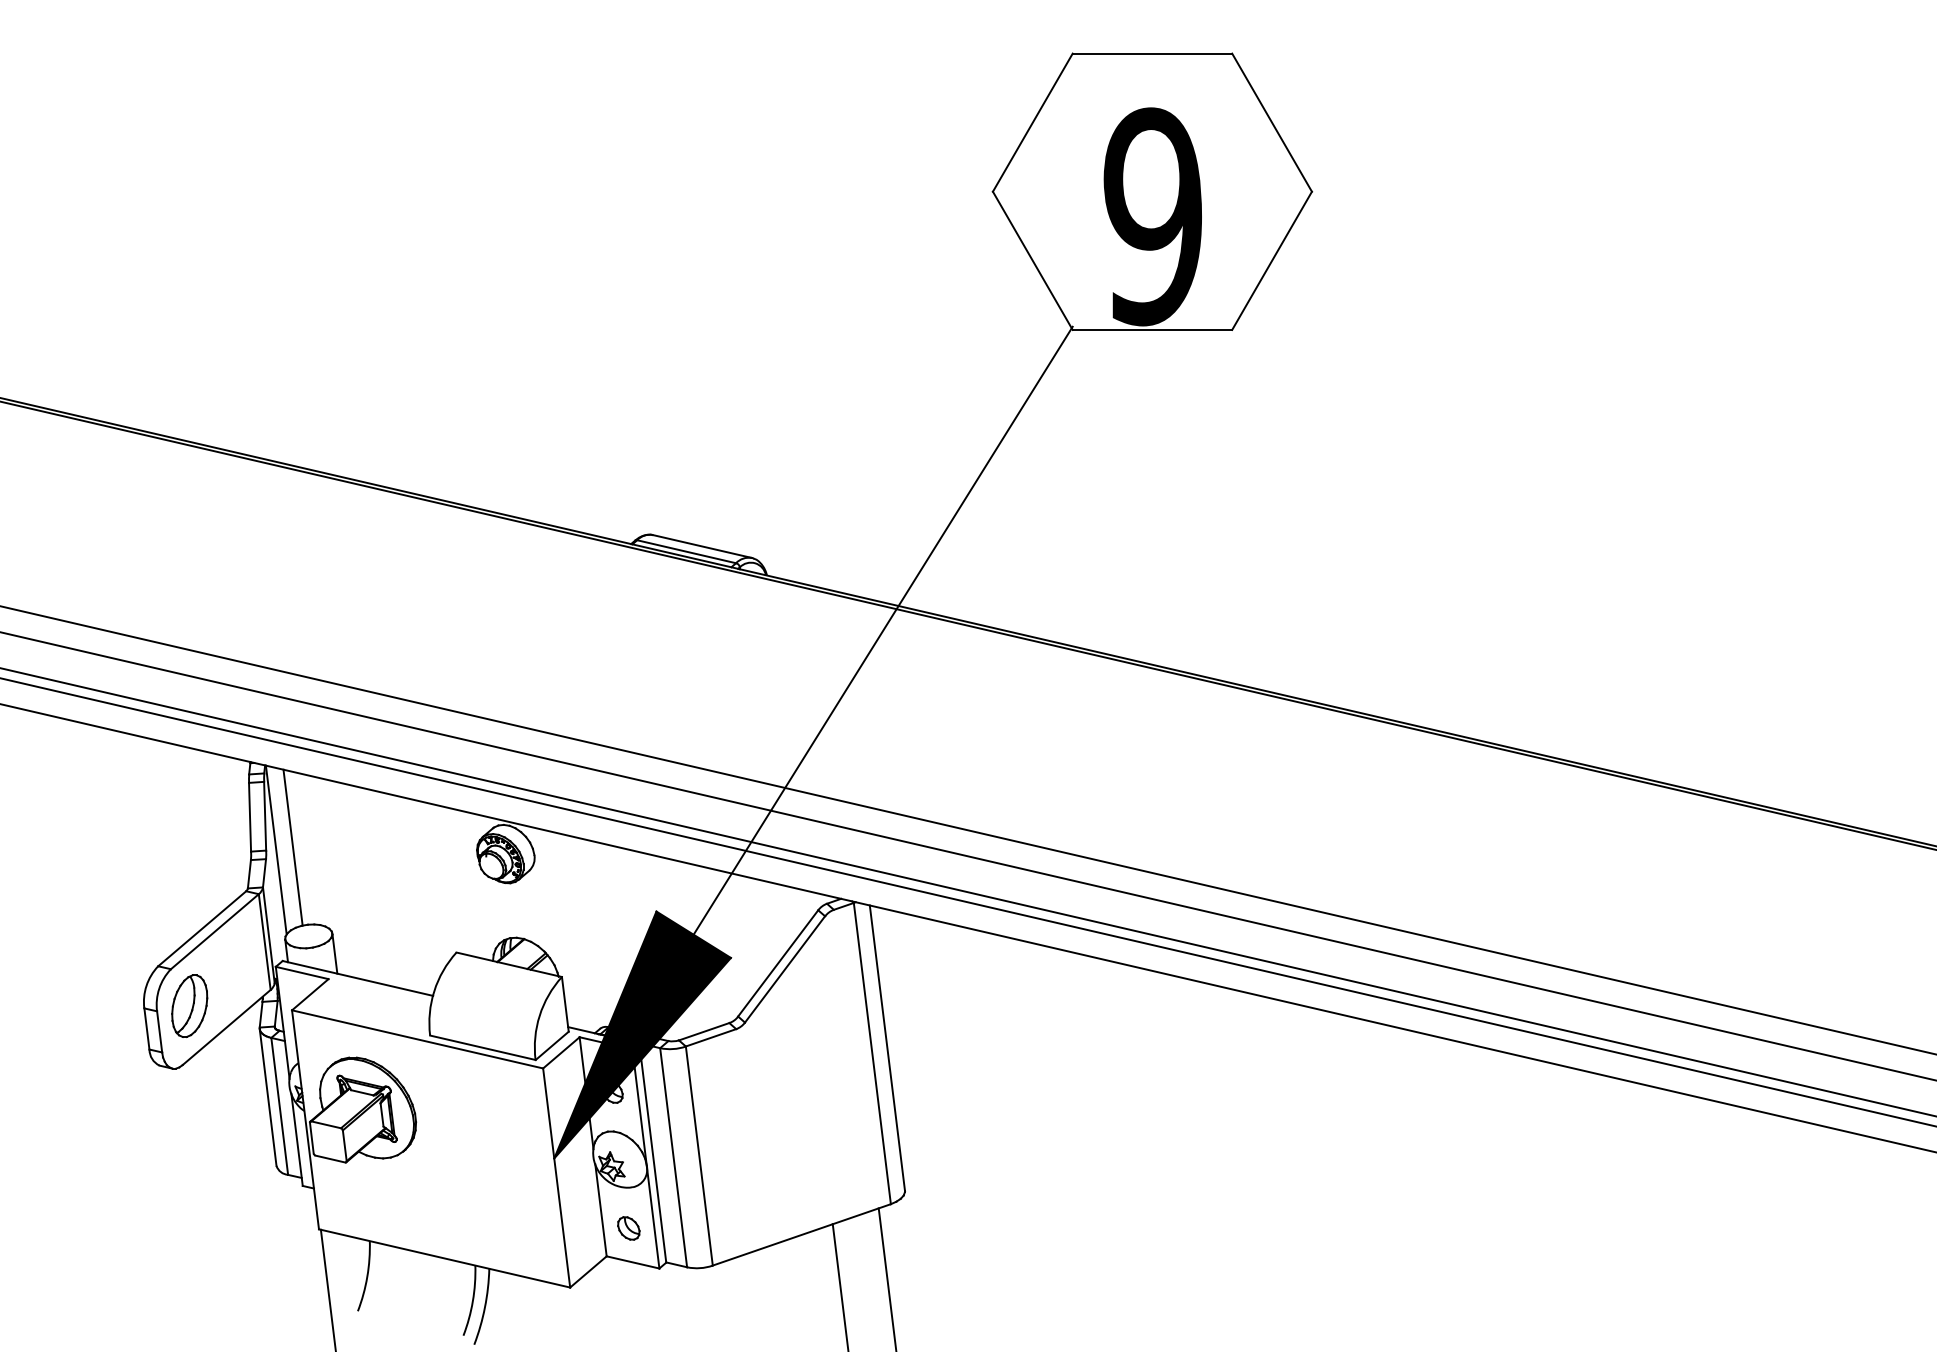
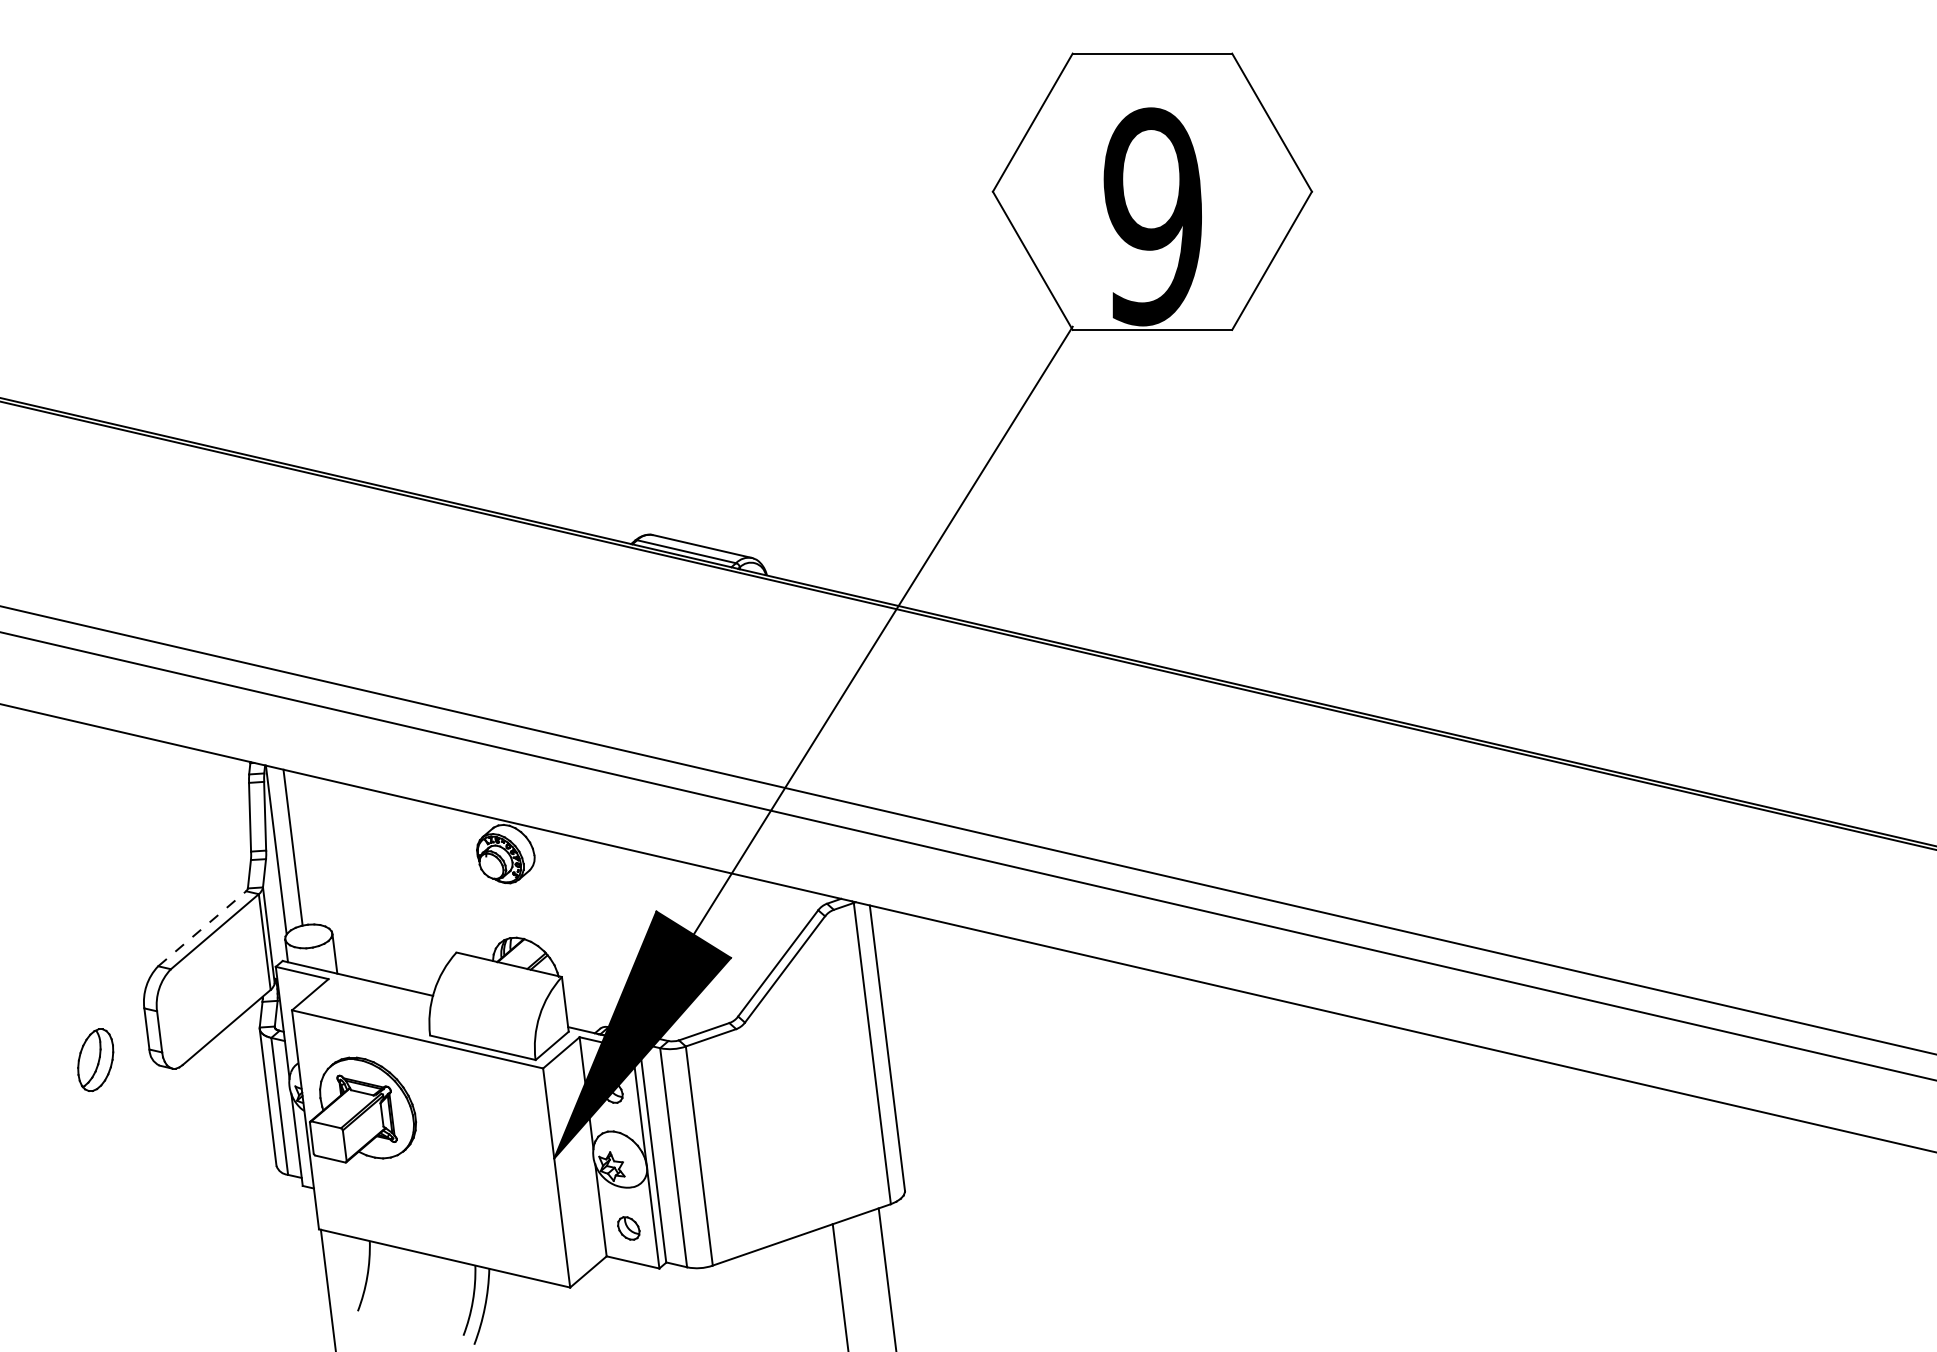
line: present -> none (967, 891)
line: present -> none (967, 902)
line: solid -> dashed (202, 928)
part position: (189, 1006) -> (95, 1060) (95, 1060)
